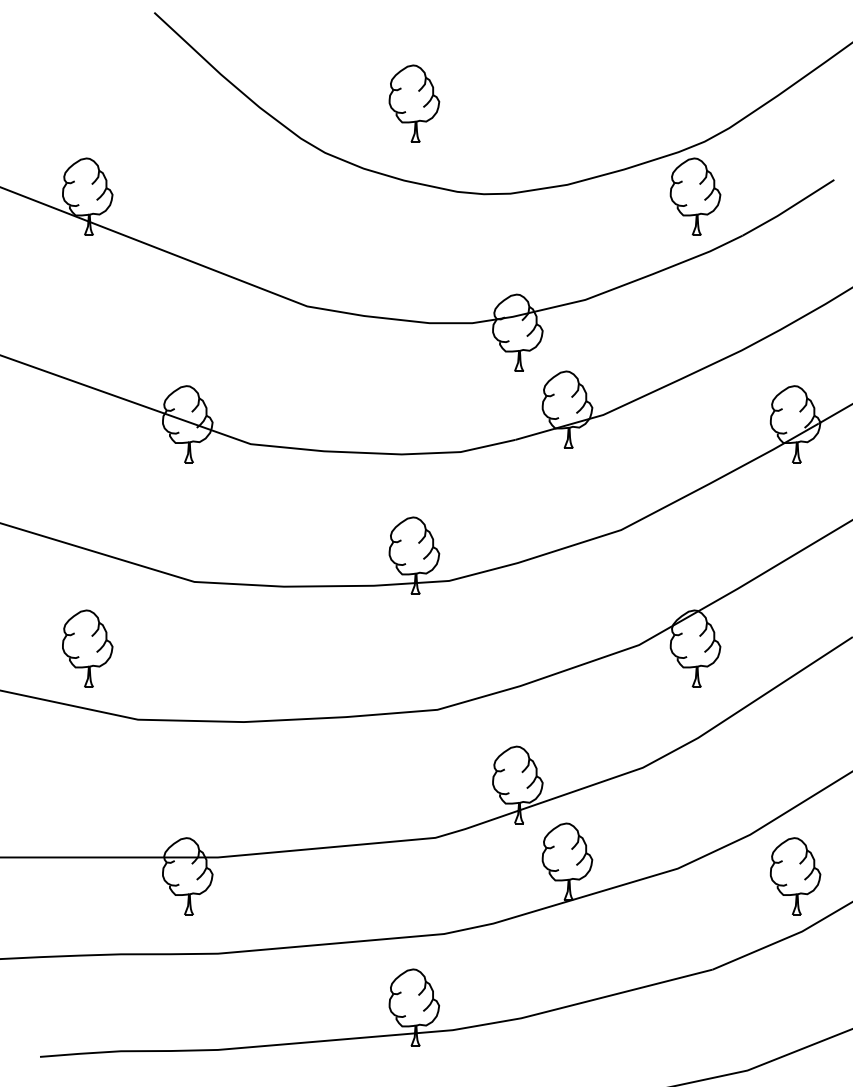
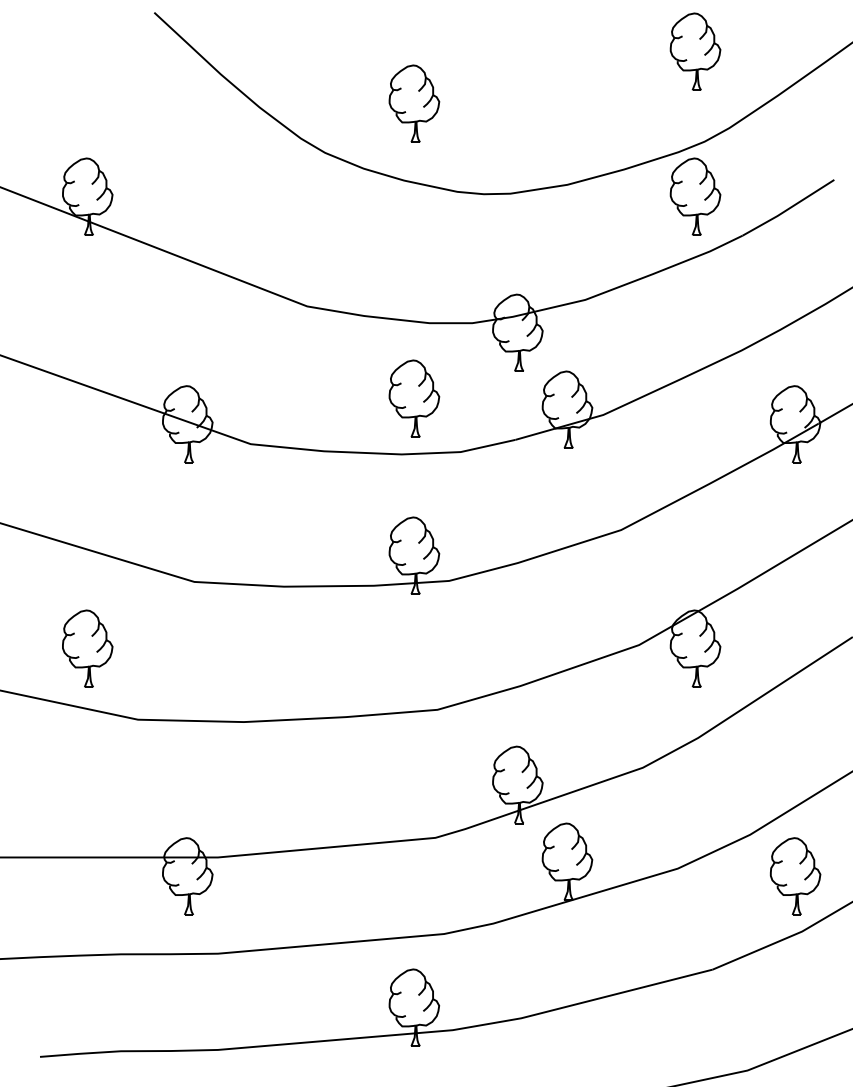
part: none -> present (695, 51)
part: none -> present (414, 398)
